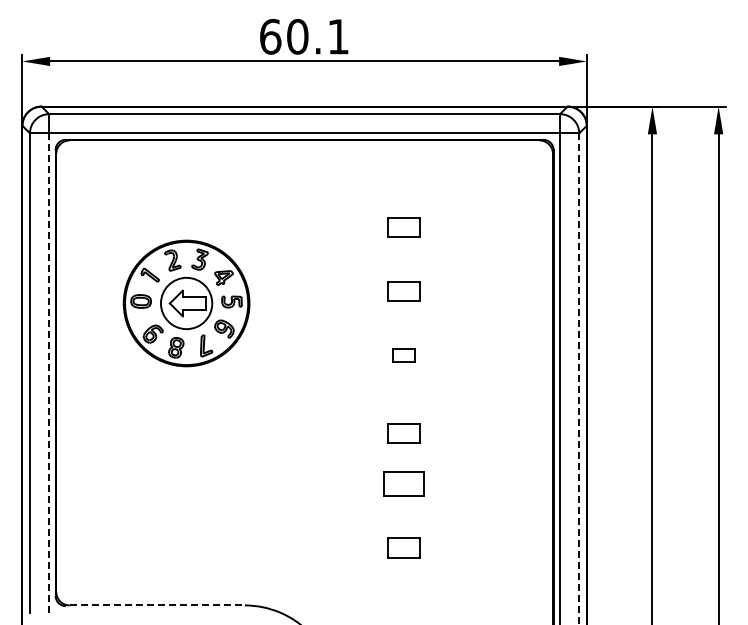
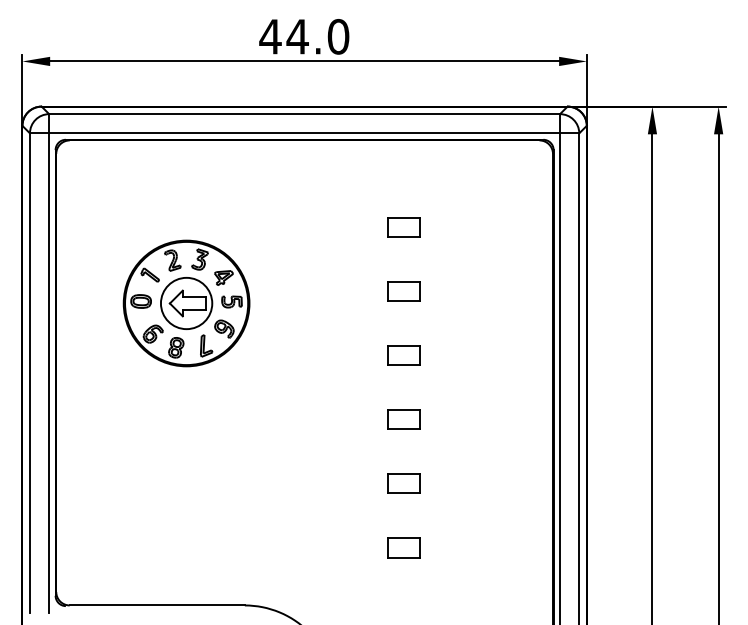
text: 60.1 -> 44.0 (304, 36)
part size: 24x15 px -> 34x21 px (403, 355)
line: dashed -> solid (49, 372)
line: dashed -> solid (579, 379)
part position: (403, 433) -> (403, 419) (403, 419)
part size: 42x26 px -> 34x21 px (403, 483)
line: dashed -> solid (157, 605)
